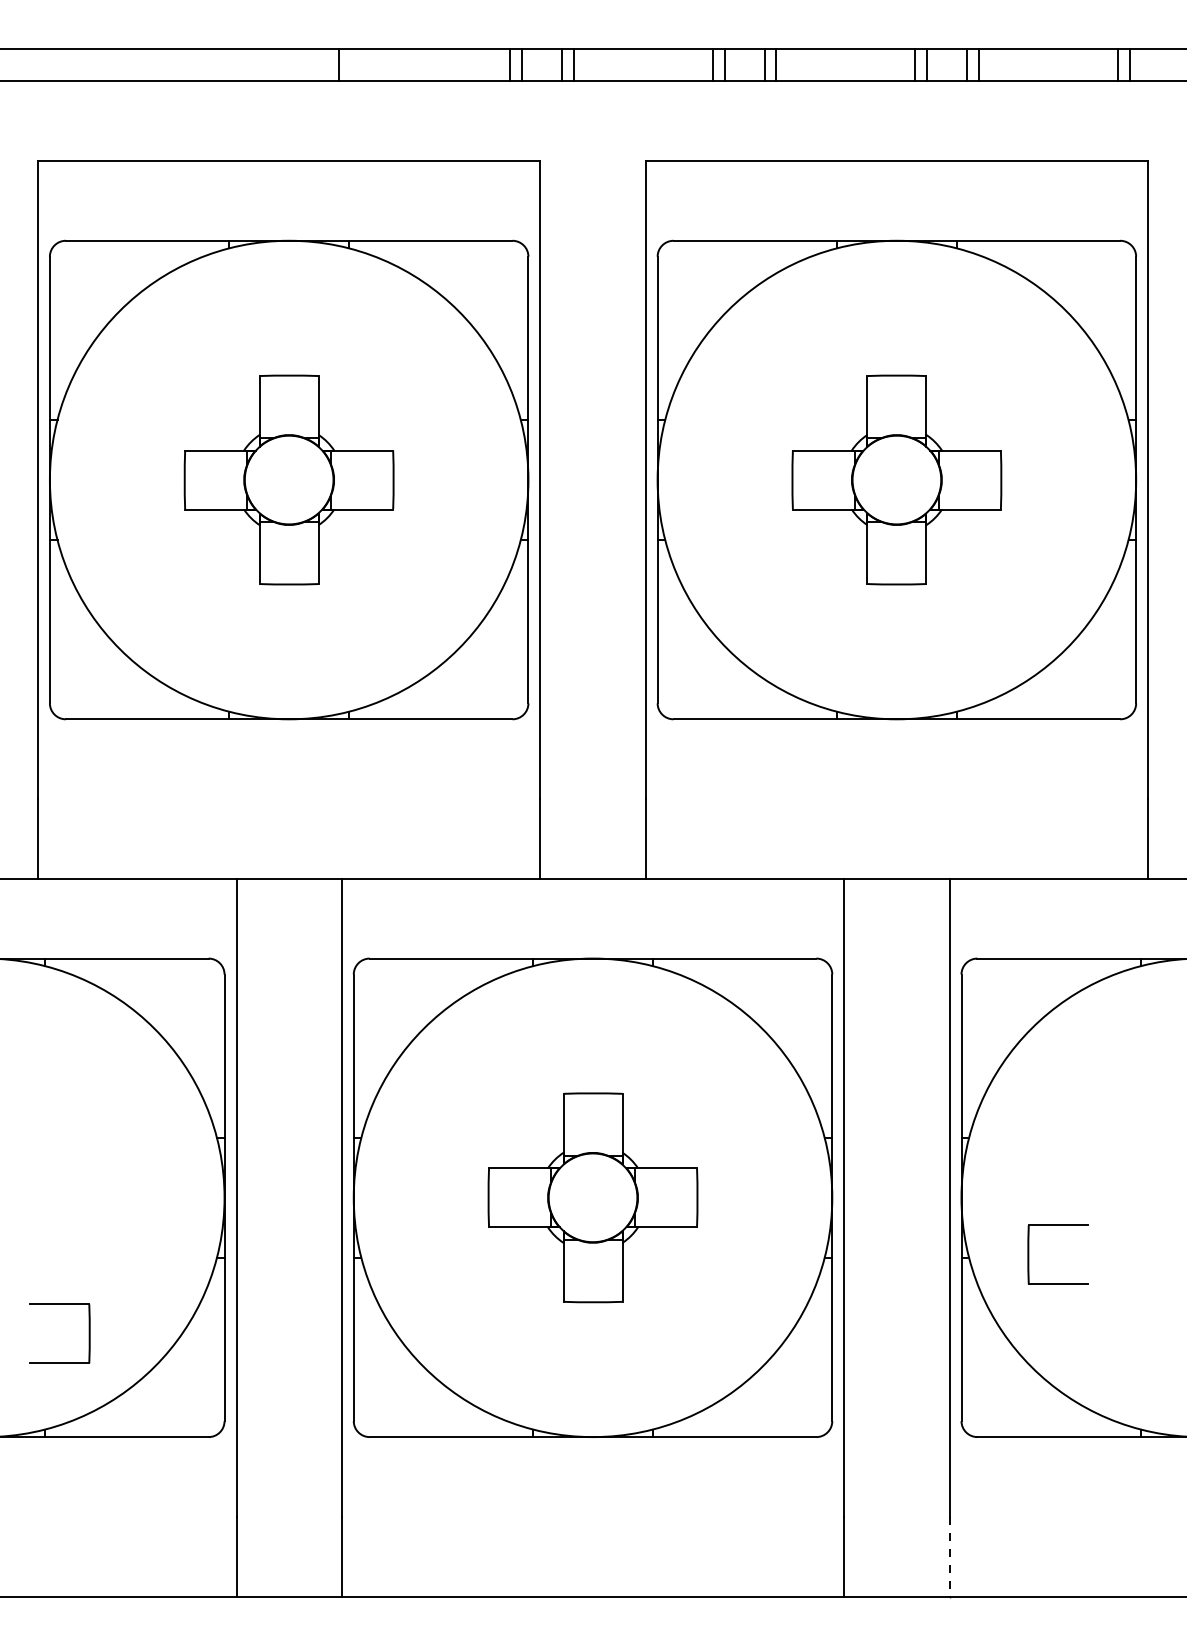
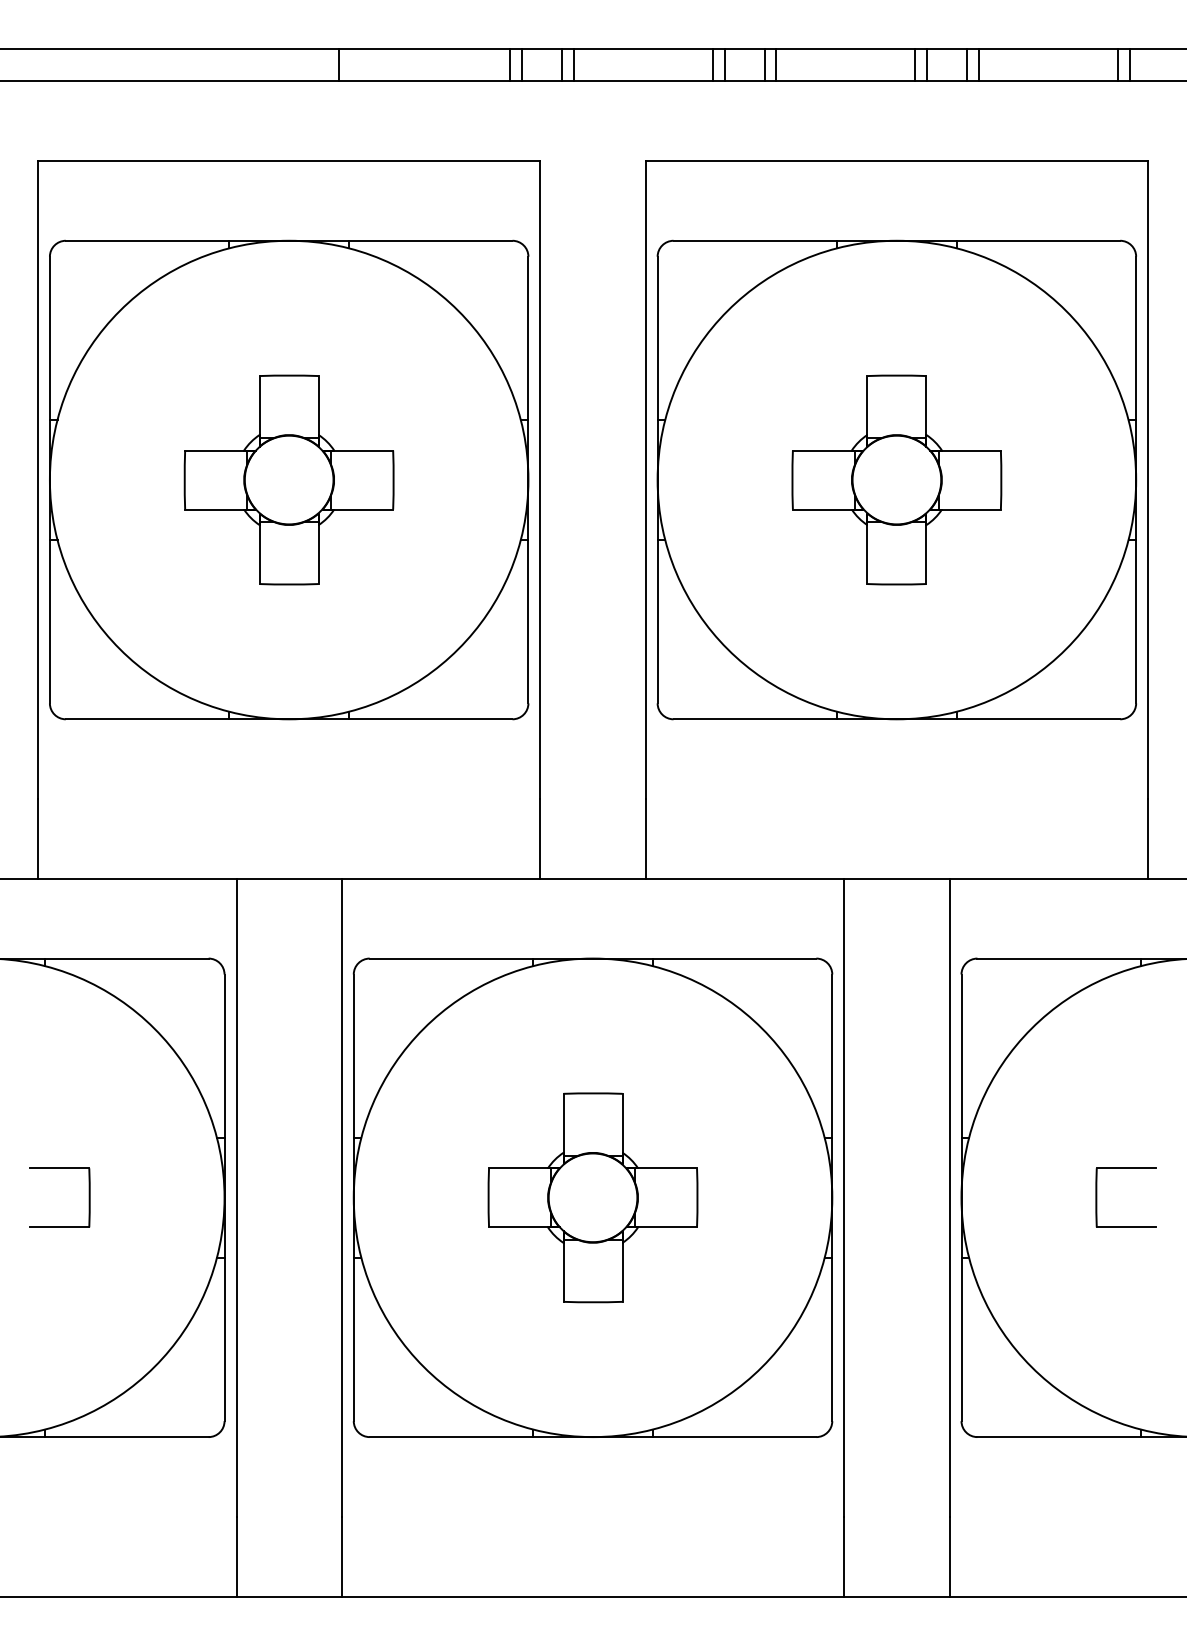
part position: (1029, 1254) -> (1097, 1197) (1097, 1197)
part position: (59, 1304) -> (59, 1168) (59, 1168)
line: dashed -> solid (949, 1556)
